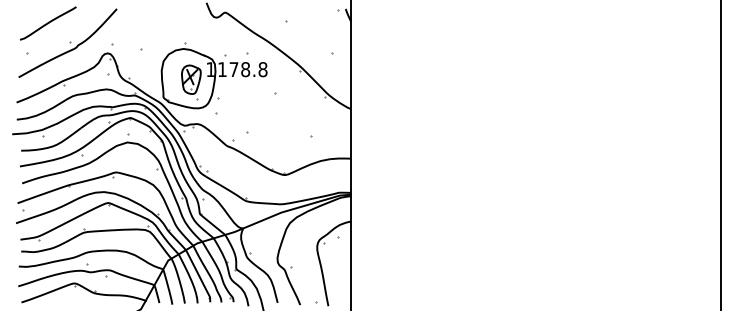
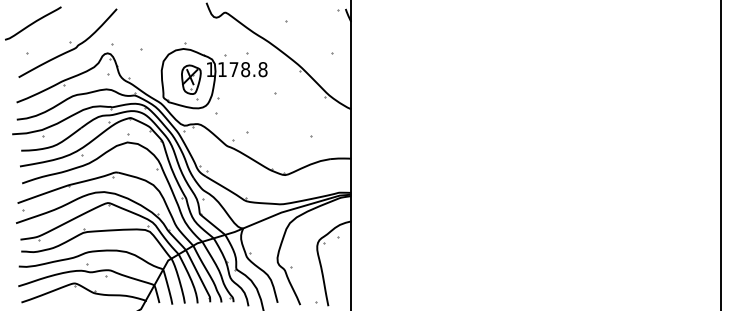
curve position: (48, 23) -> (33, 23) (33, 23)
